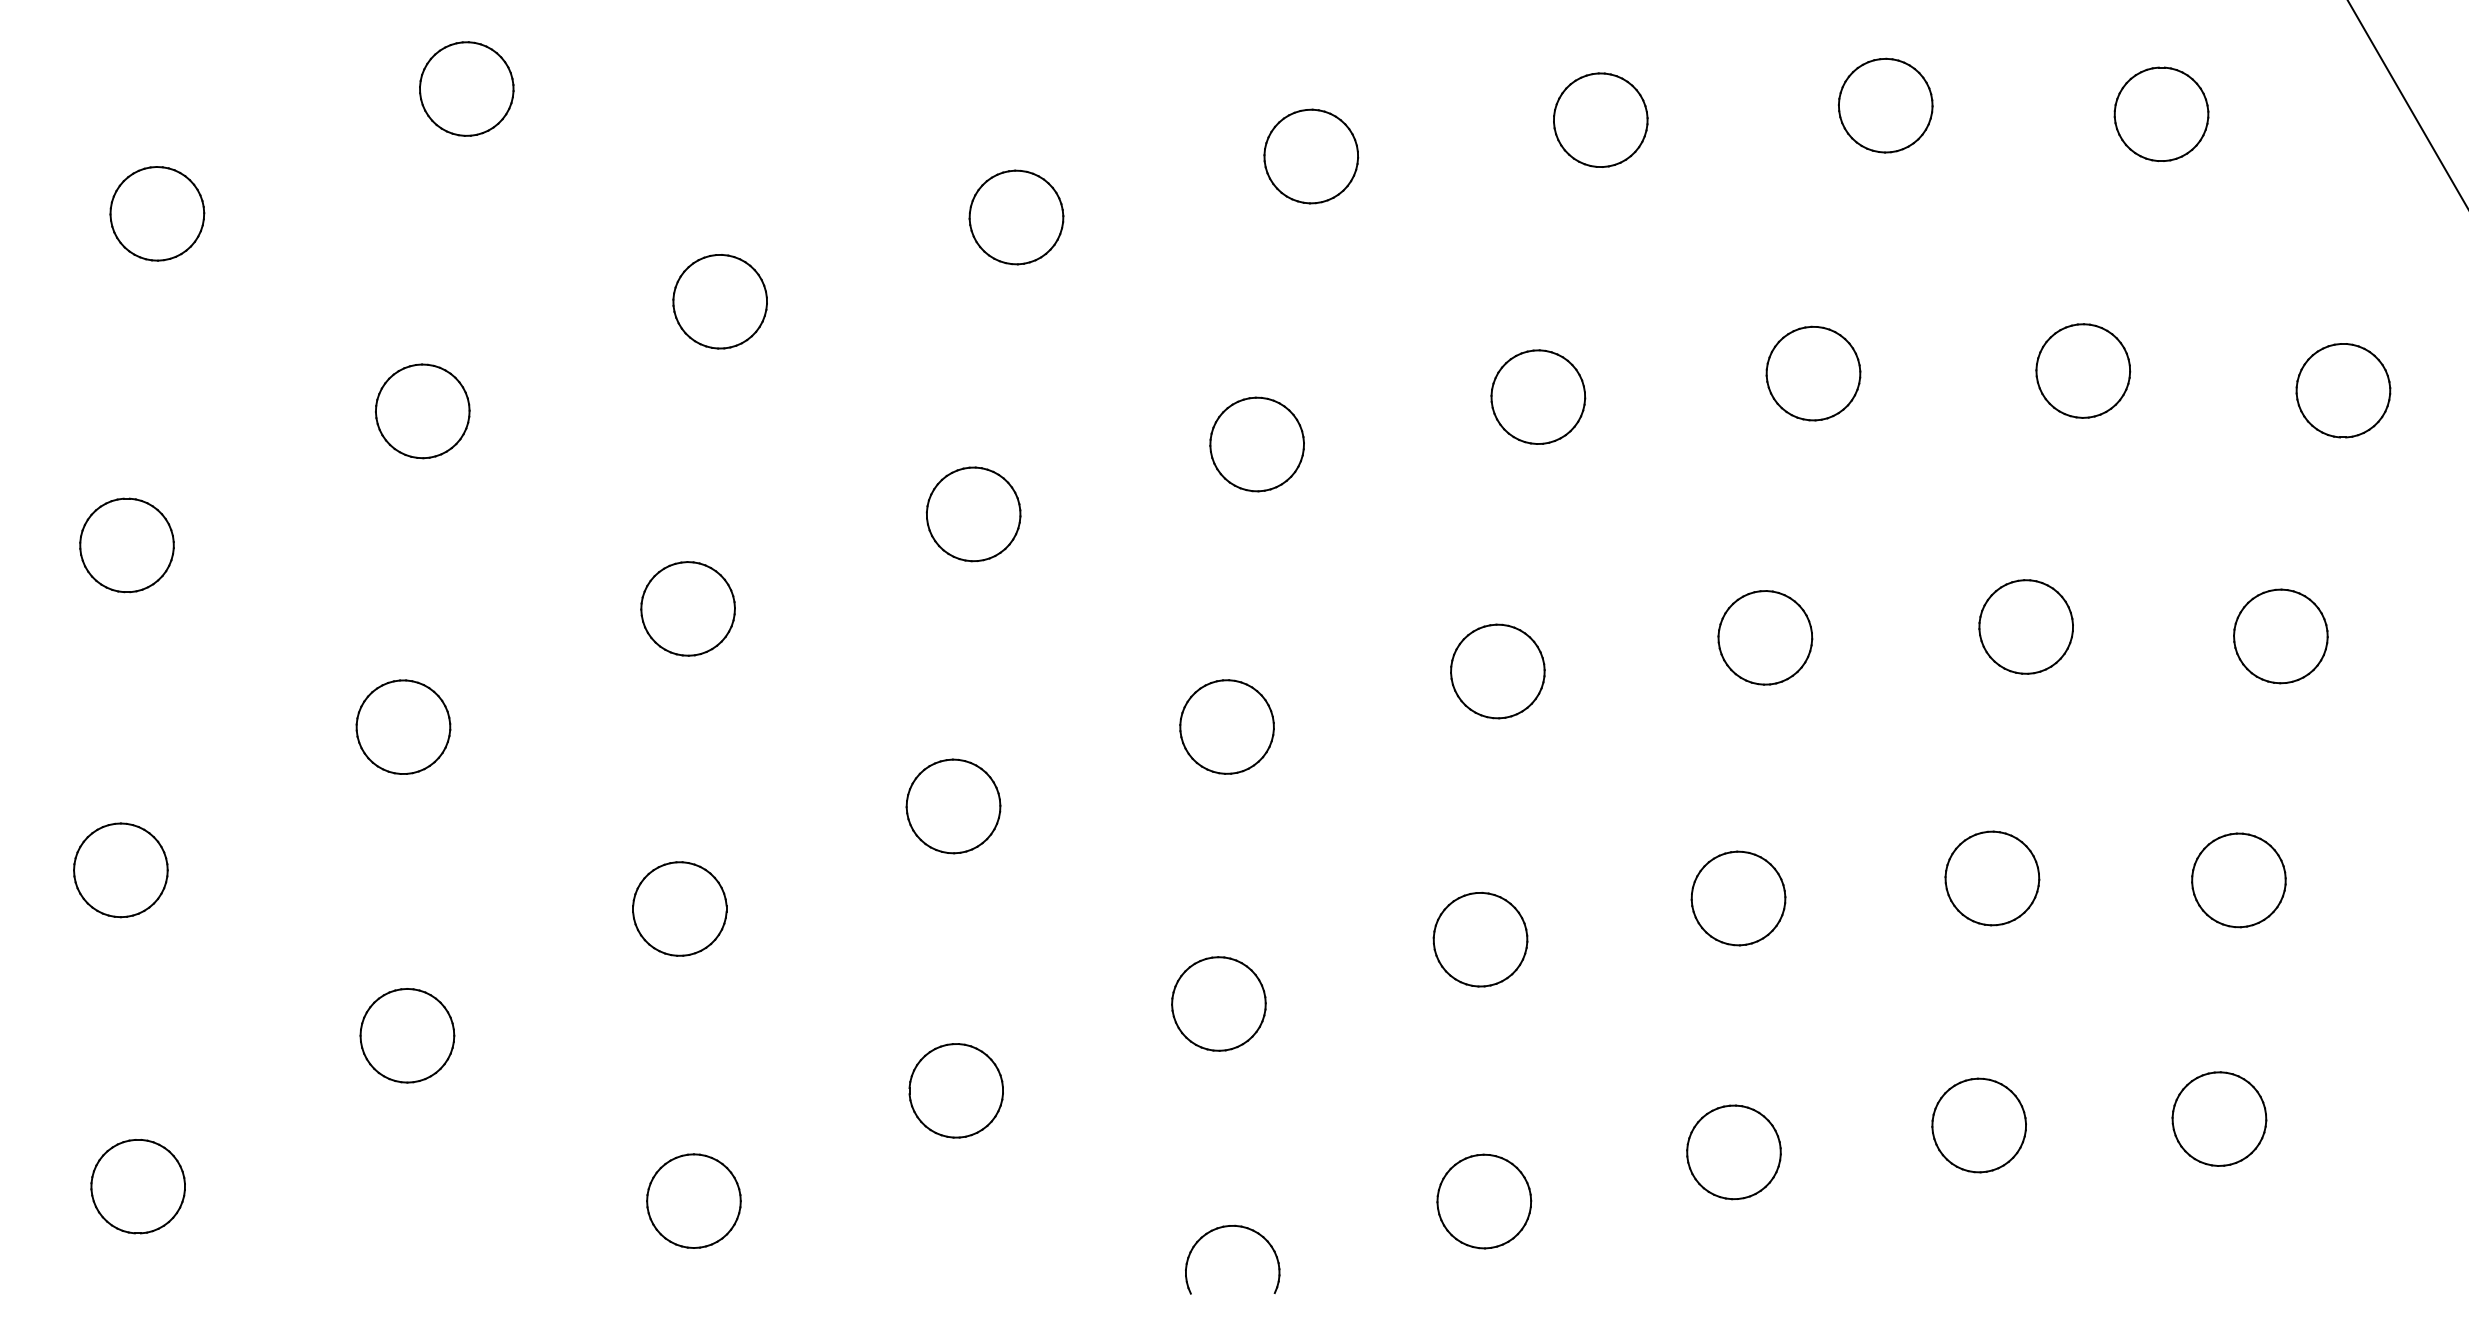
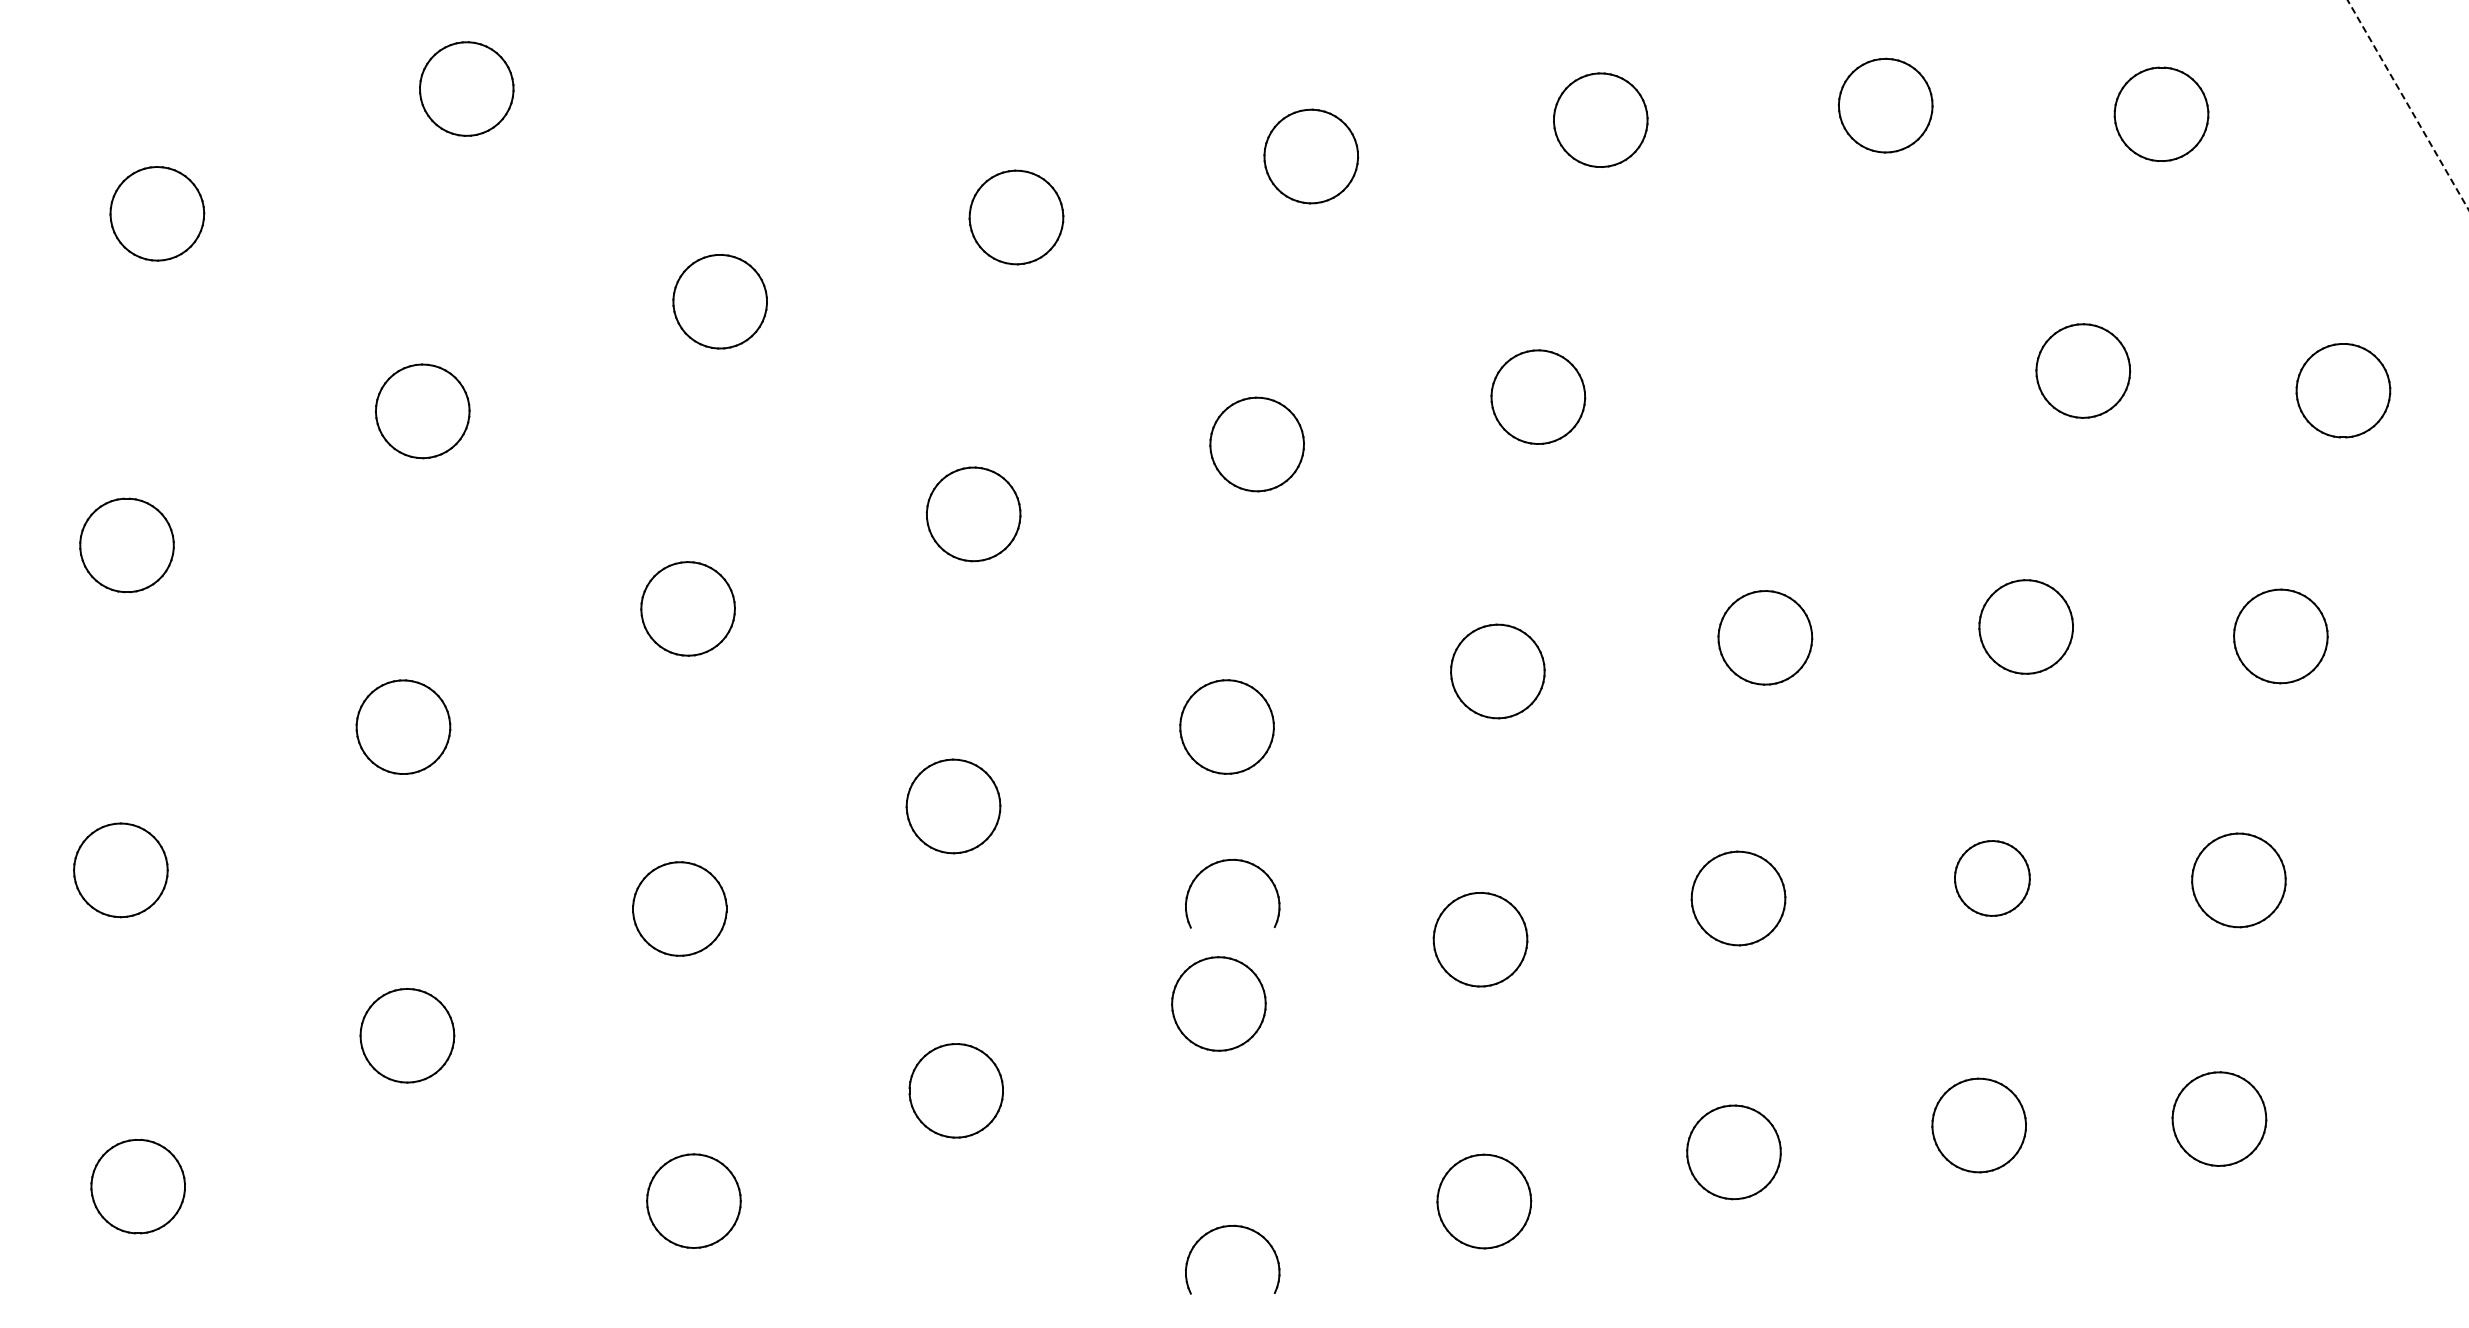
line: solid -> dashed (2408, 105)
part: present -> none (1813, 373)
part: none -> present (1227, 861)
part size: 97x97 px -> 77x77 px (1992, 878)
